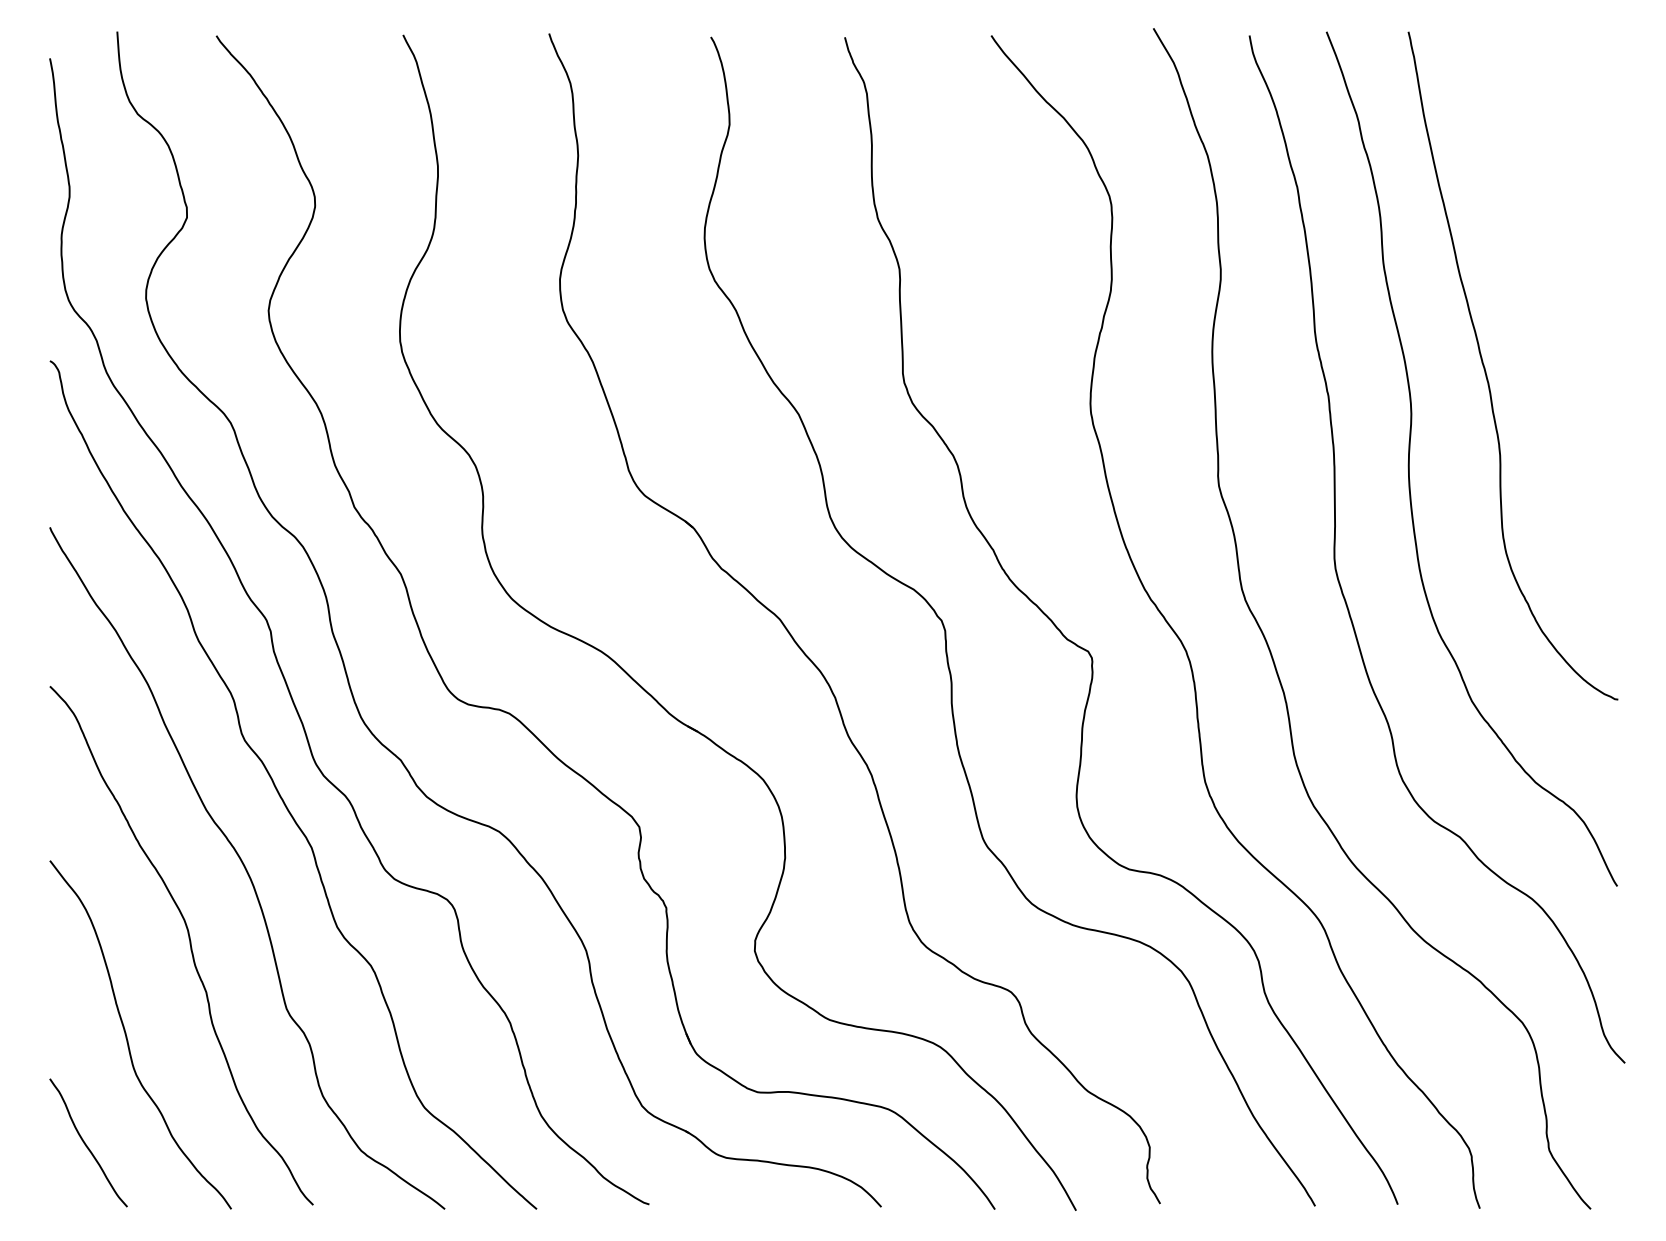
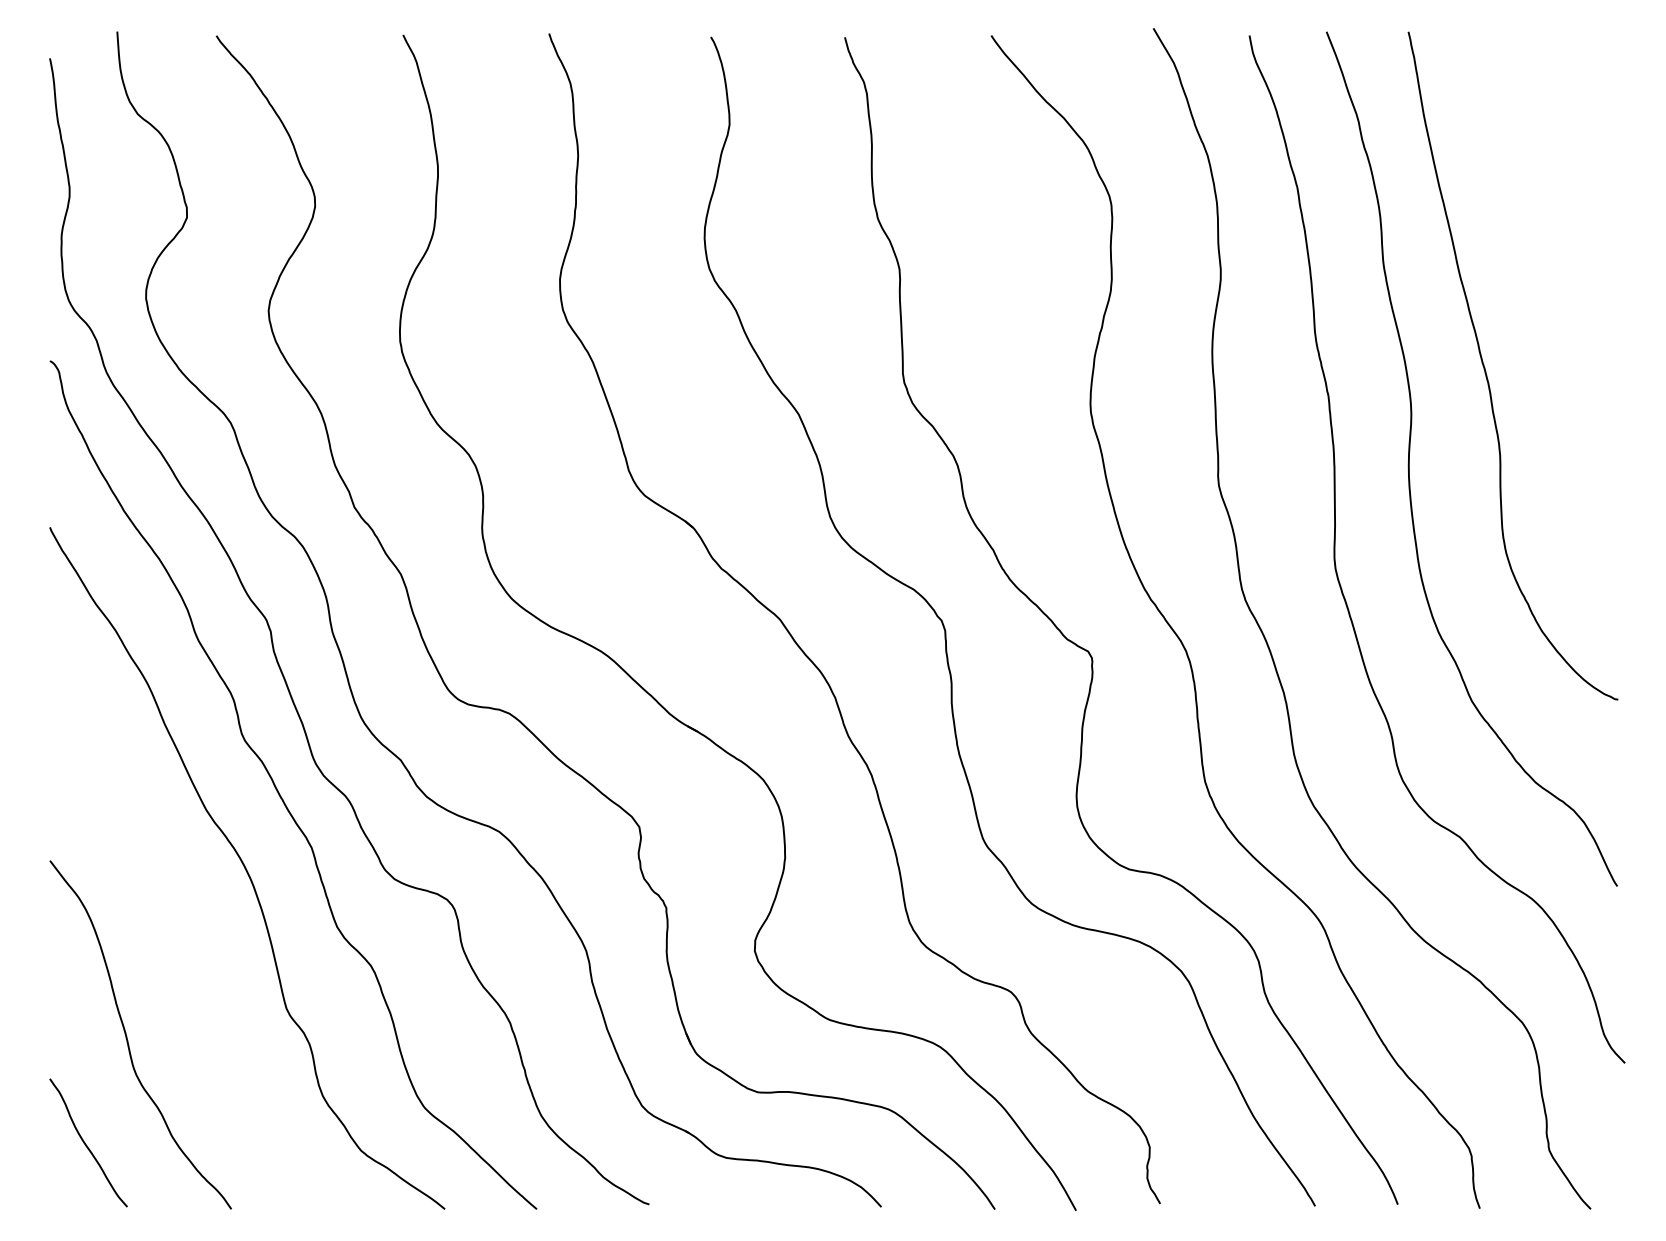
curve: present -> none (189, 944)
